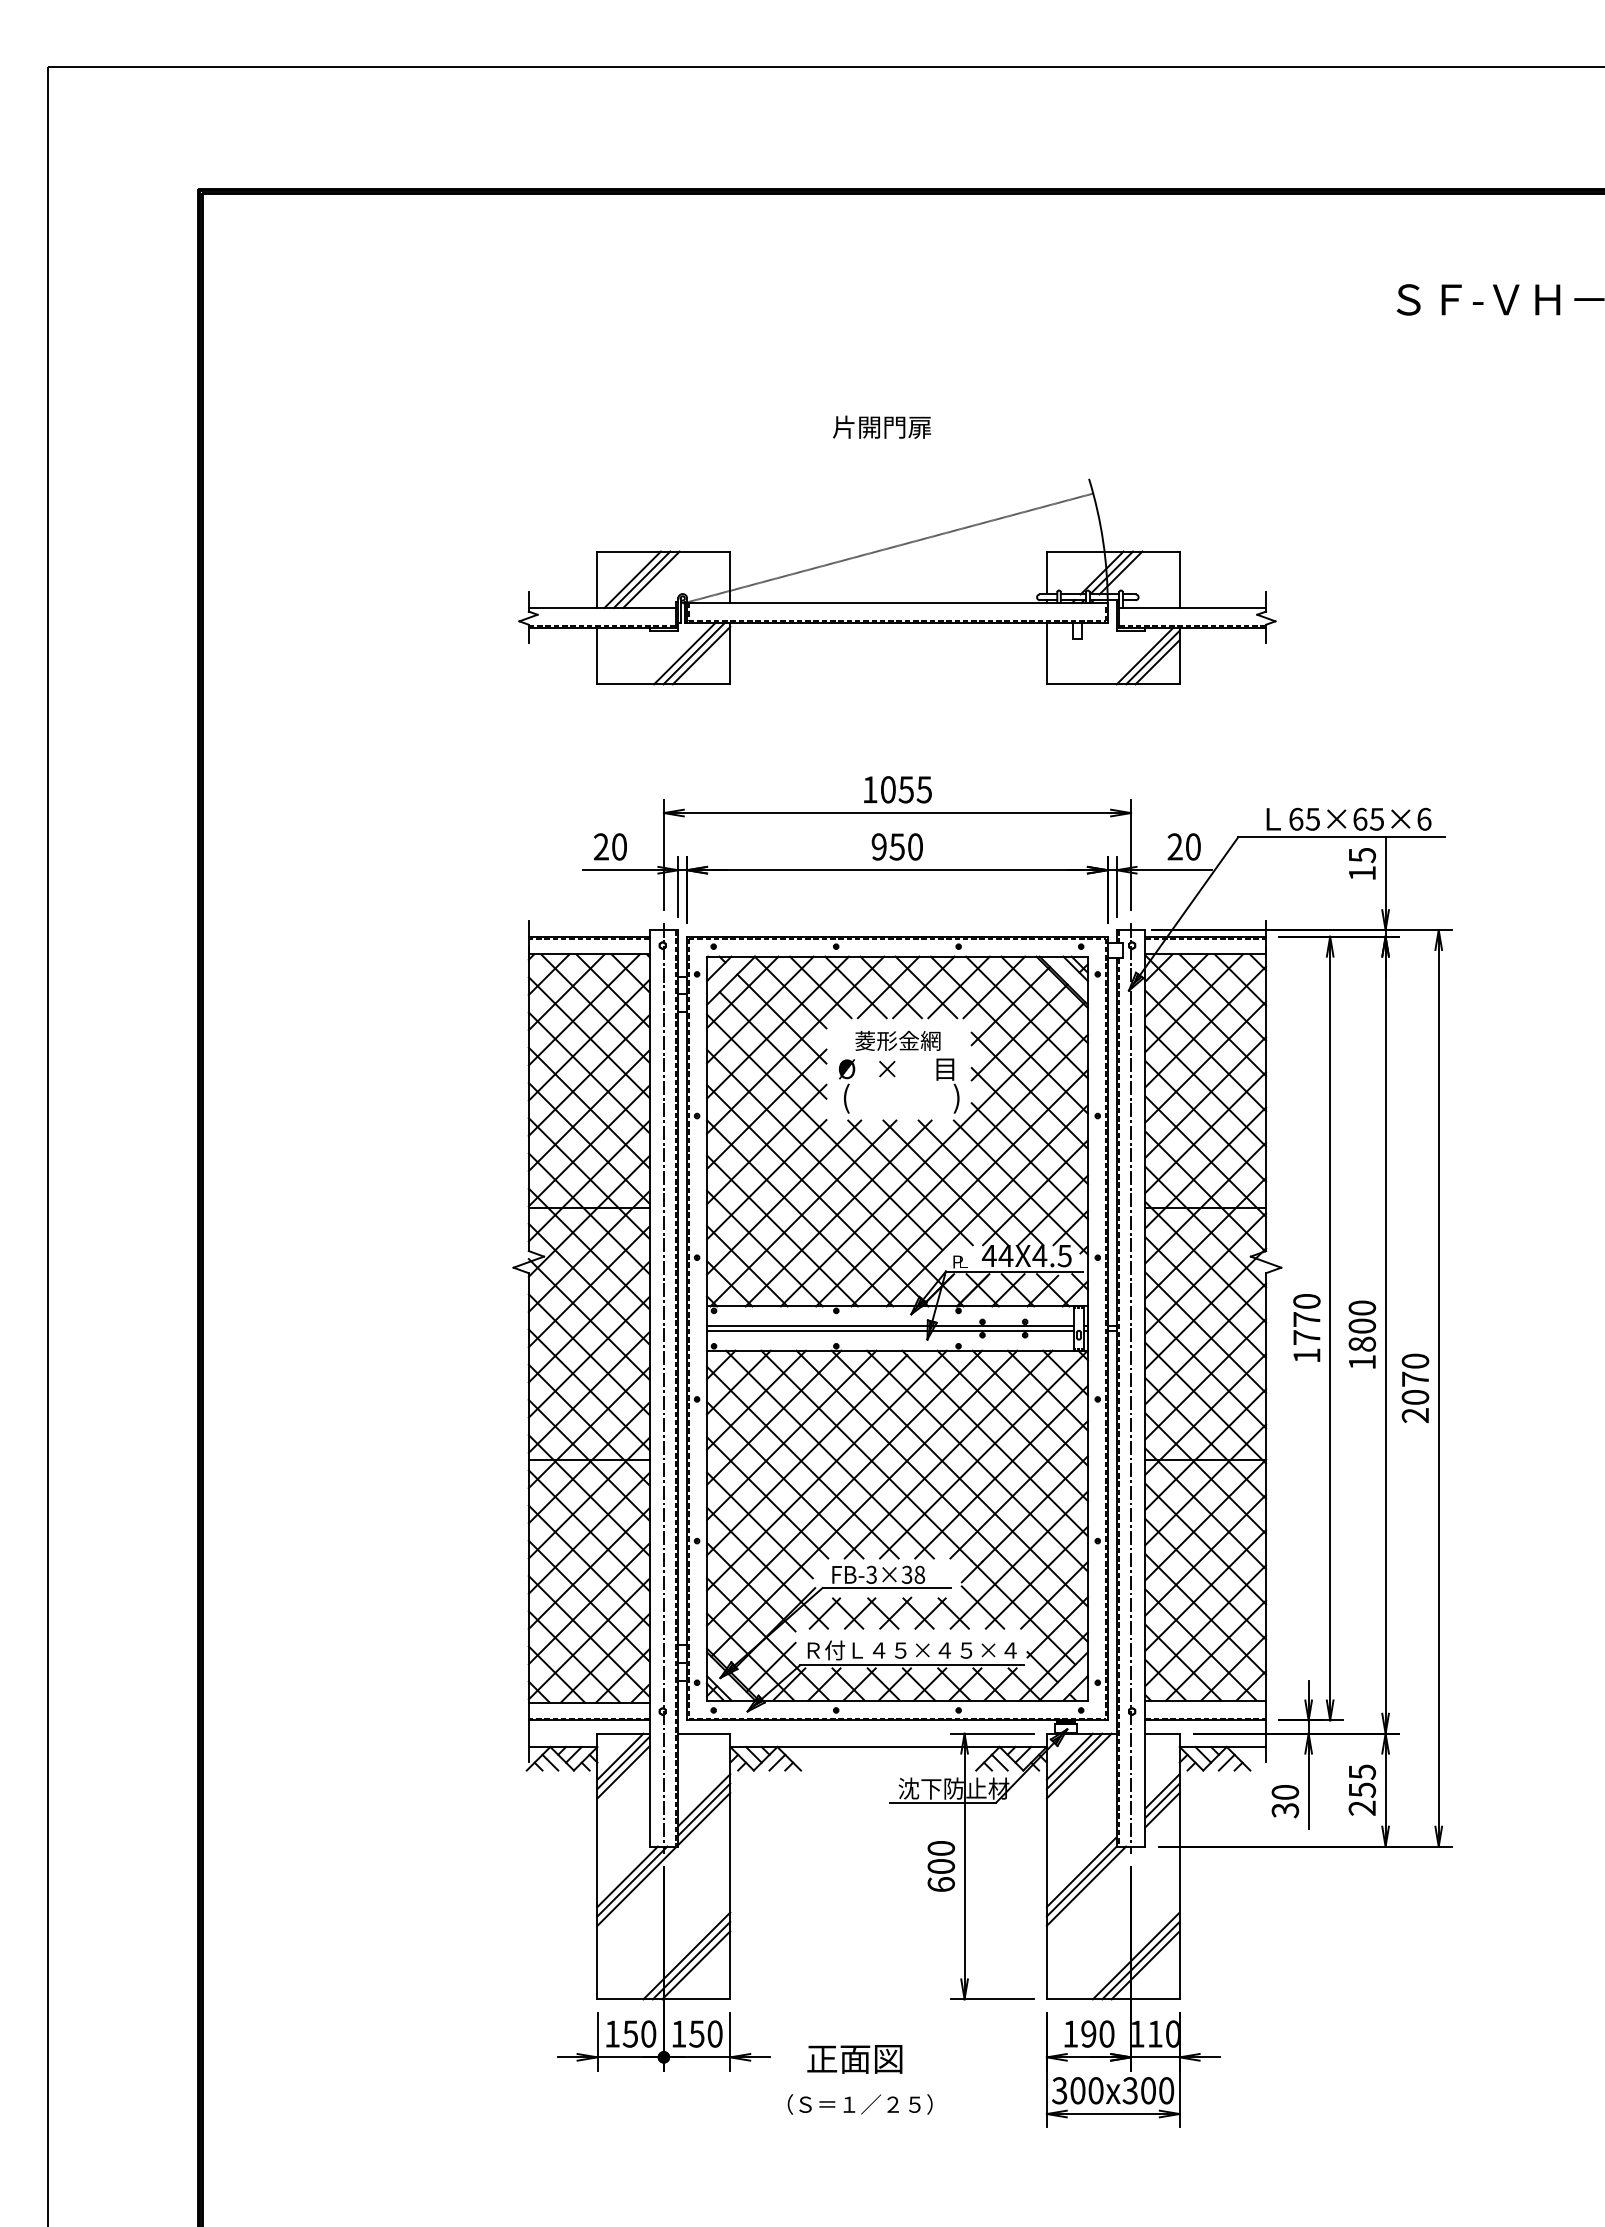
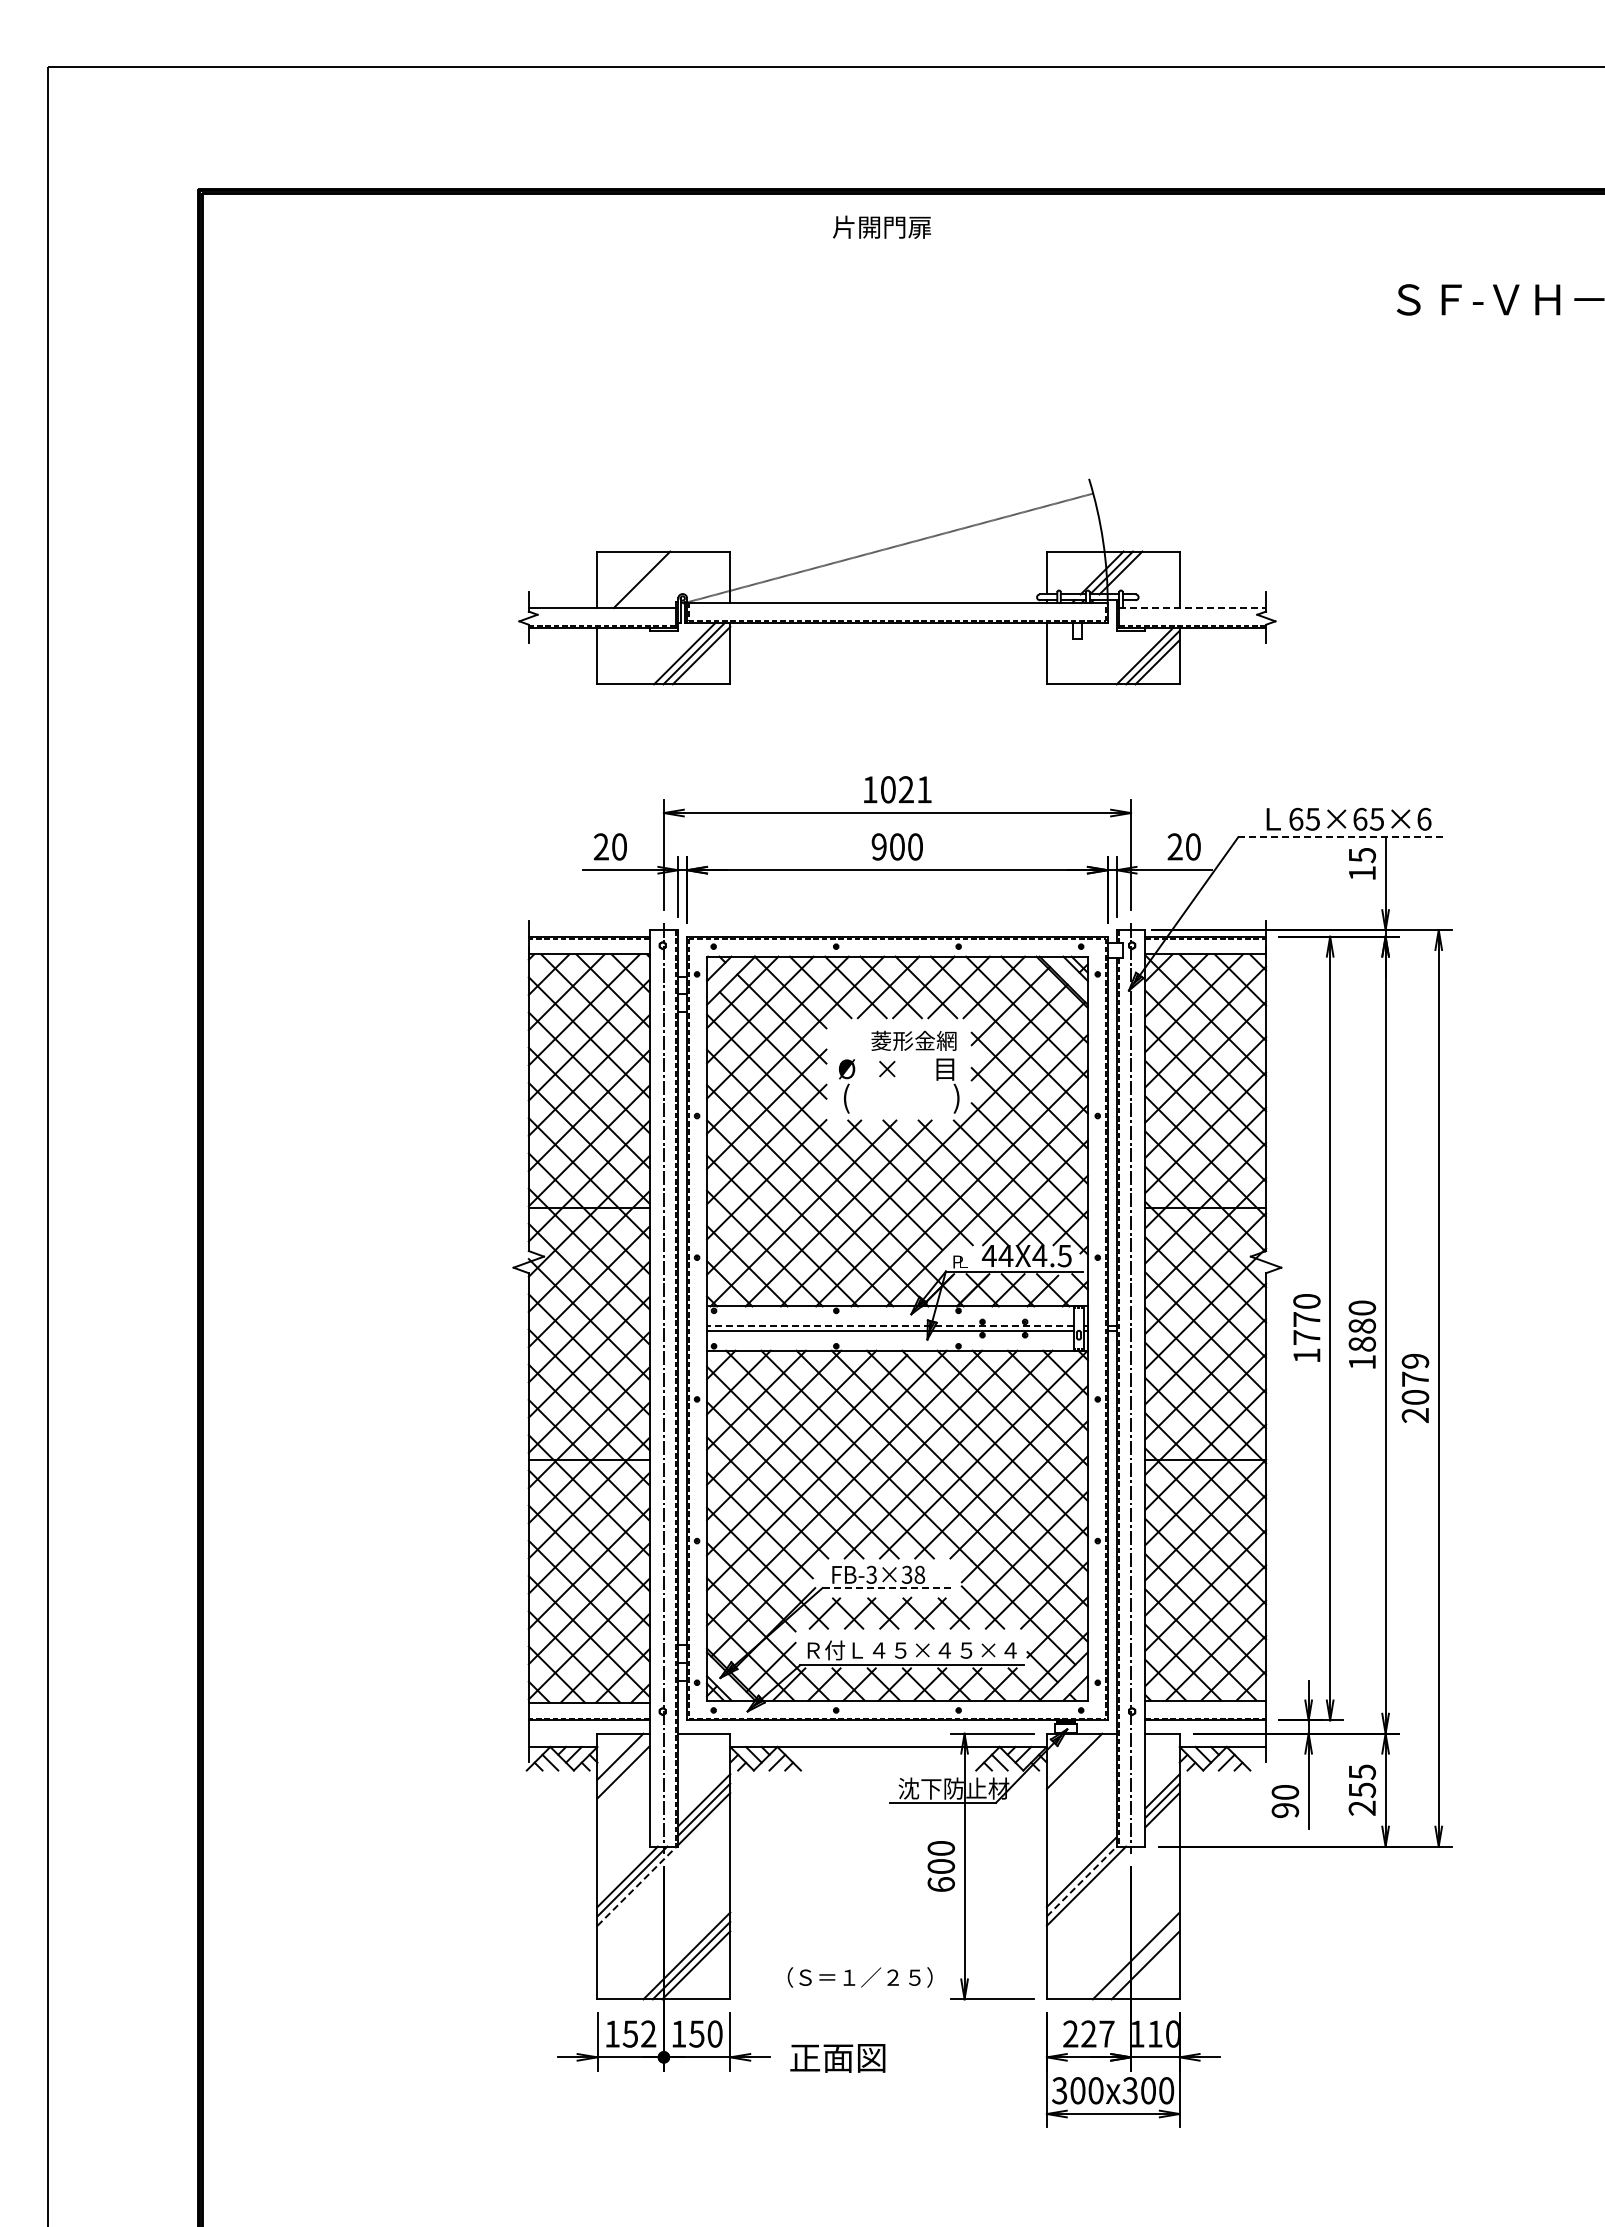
text position: (881, 426) -> (881, 226) (881, 226)
line: present -> none (632, 579)
line: present -> none (651, 579)
line: solid -> dashed (1193, 608)
text: 1055 -> 1021 (914, 789)
line: solid -> dashed (1341, 837)
text: 950 -> 900 (896, 846)
text position: (897, 1040) -> (913, 1040) (913, 1040)
text: 1800 -> 1880 (1362, 1325)
line: solid -> dashed (890, 1326)
text: 2070 -> 2079 (1415, 1360)
line: solid -> dashed (887, 1588)
line: present -> none (1069, 1756)
line: present -> none (623, 1763)
line: present -> none (1078, 1765)
text: 30 -> 90 (1285, 1810)
line: solid -> dashed (1082, 1881)
line: solid -> dashed (637, 1885)
line: present -> none (1140, 1960)
text: 150 -> 152 (648, 2033)
text: 190 -> 227 (1088, 2033)
text position: (854, 2059) -> (837, 2058) (837, 2058)
text position: (859, 2104) -> (859, 1977) (859, 1977)
